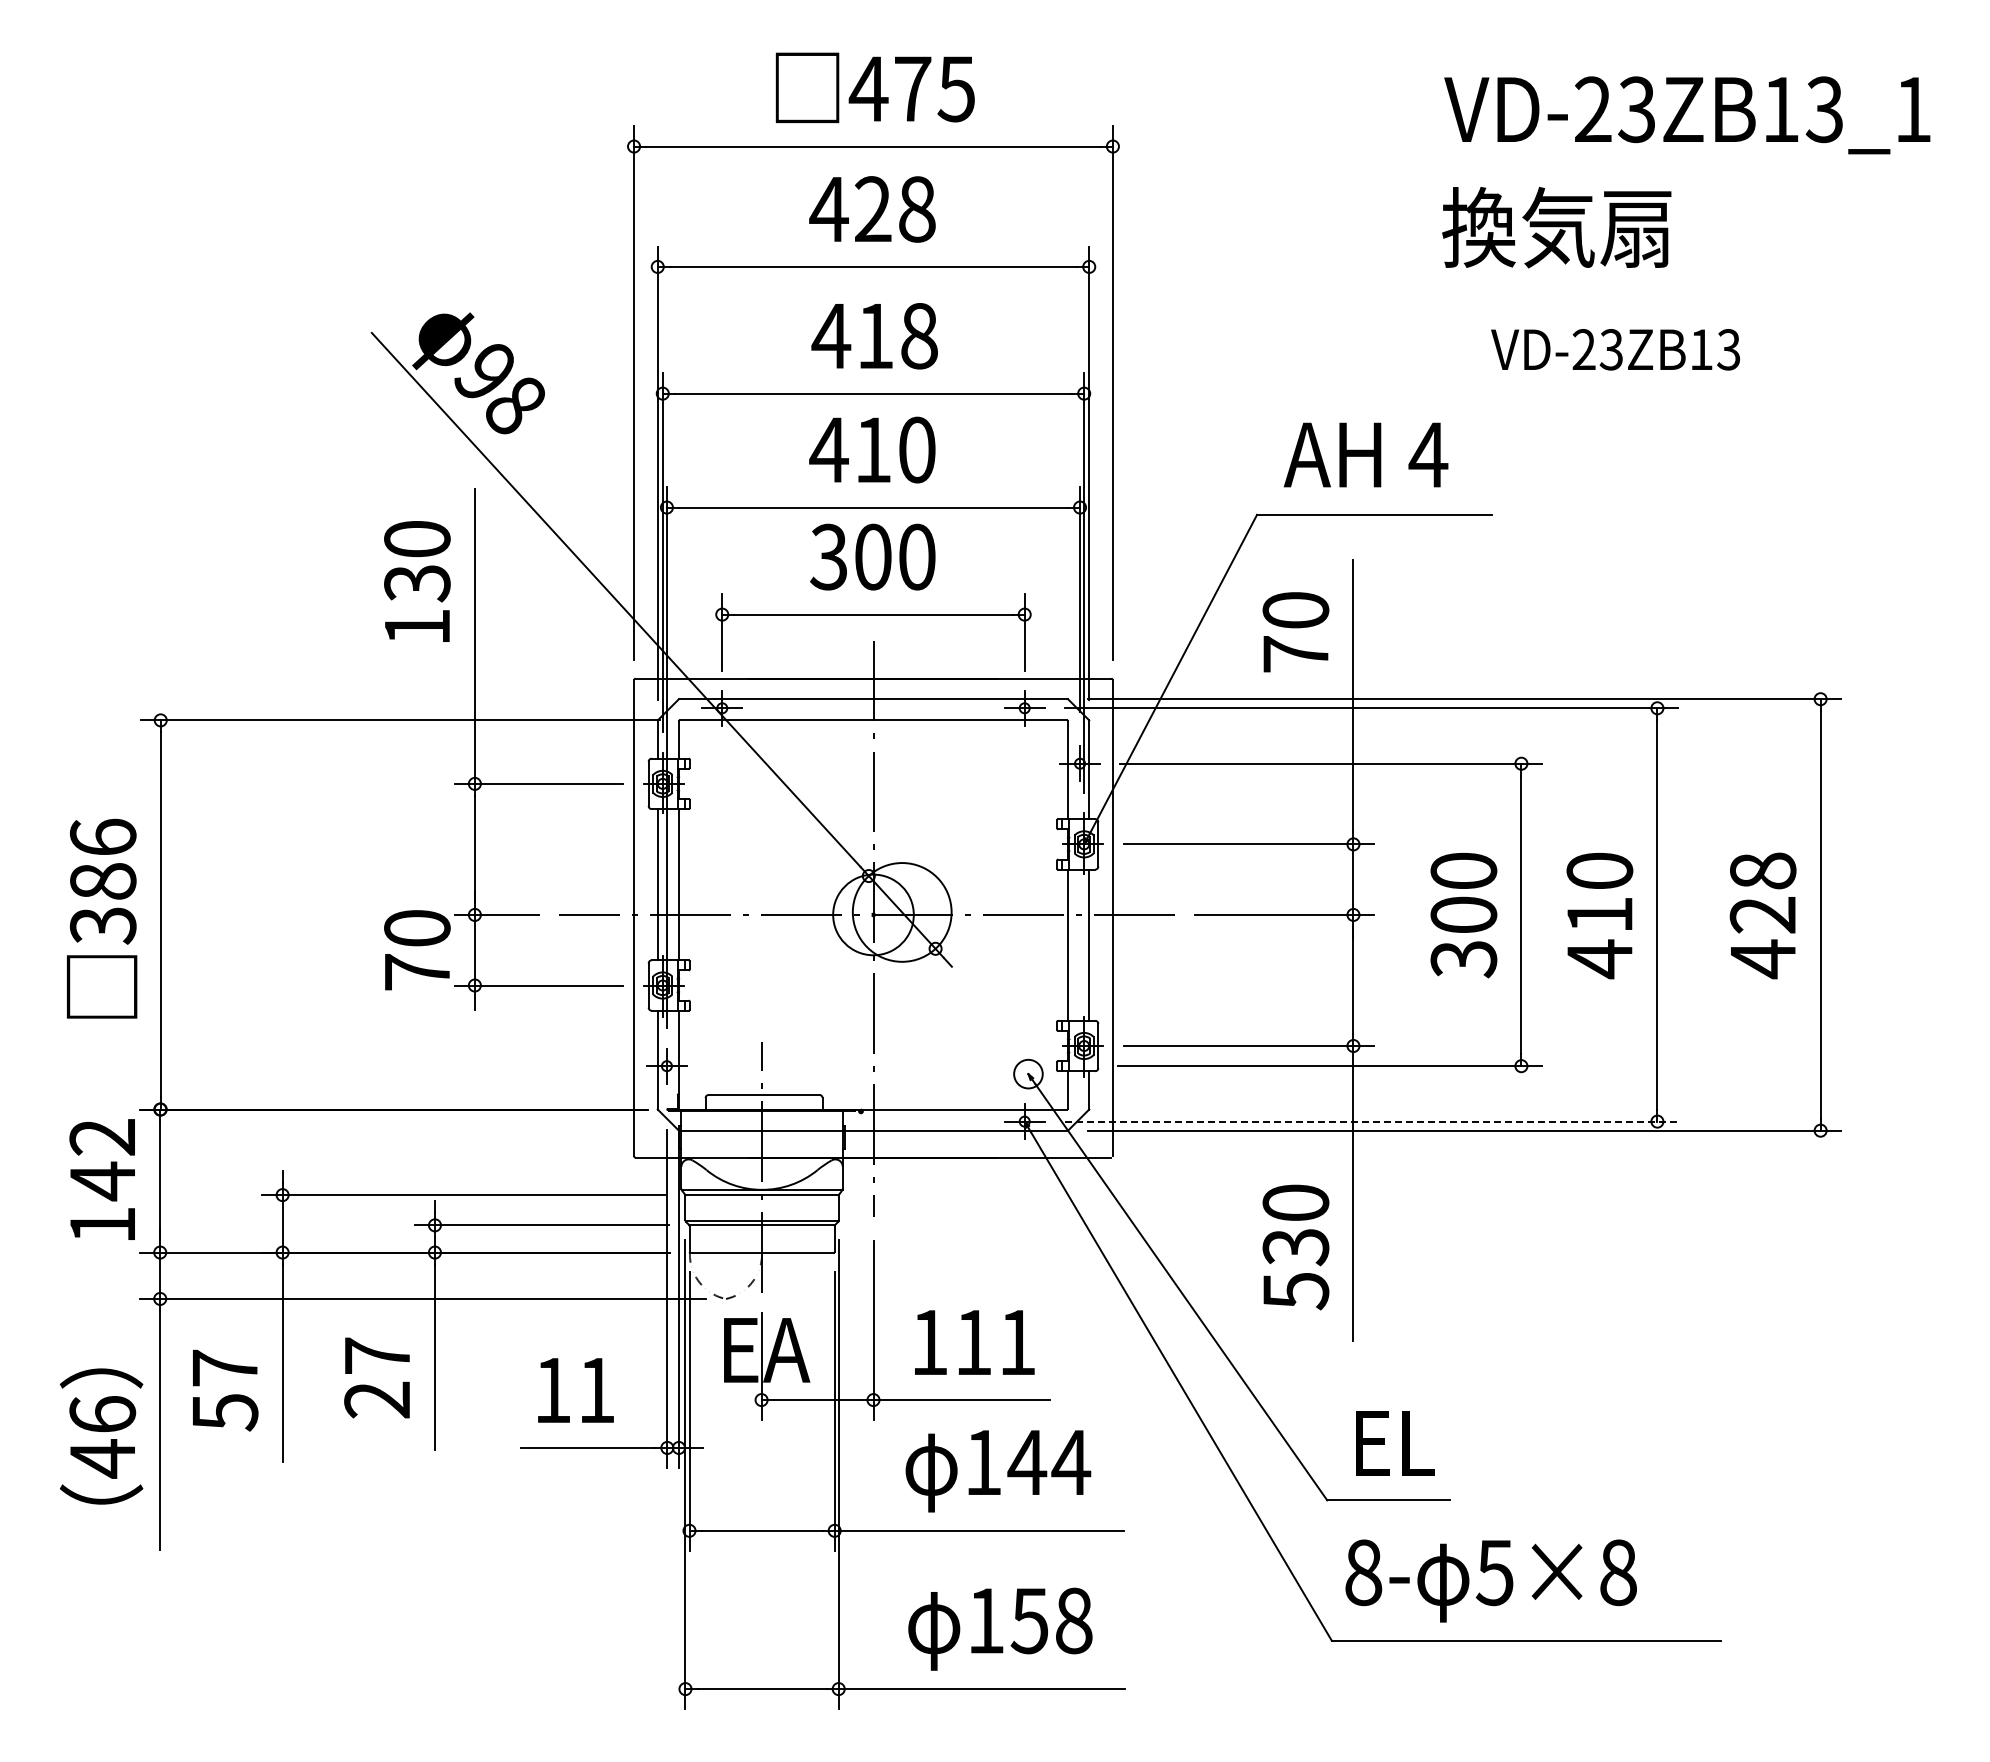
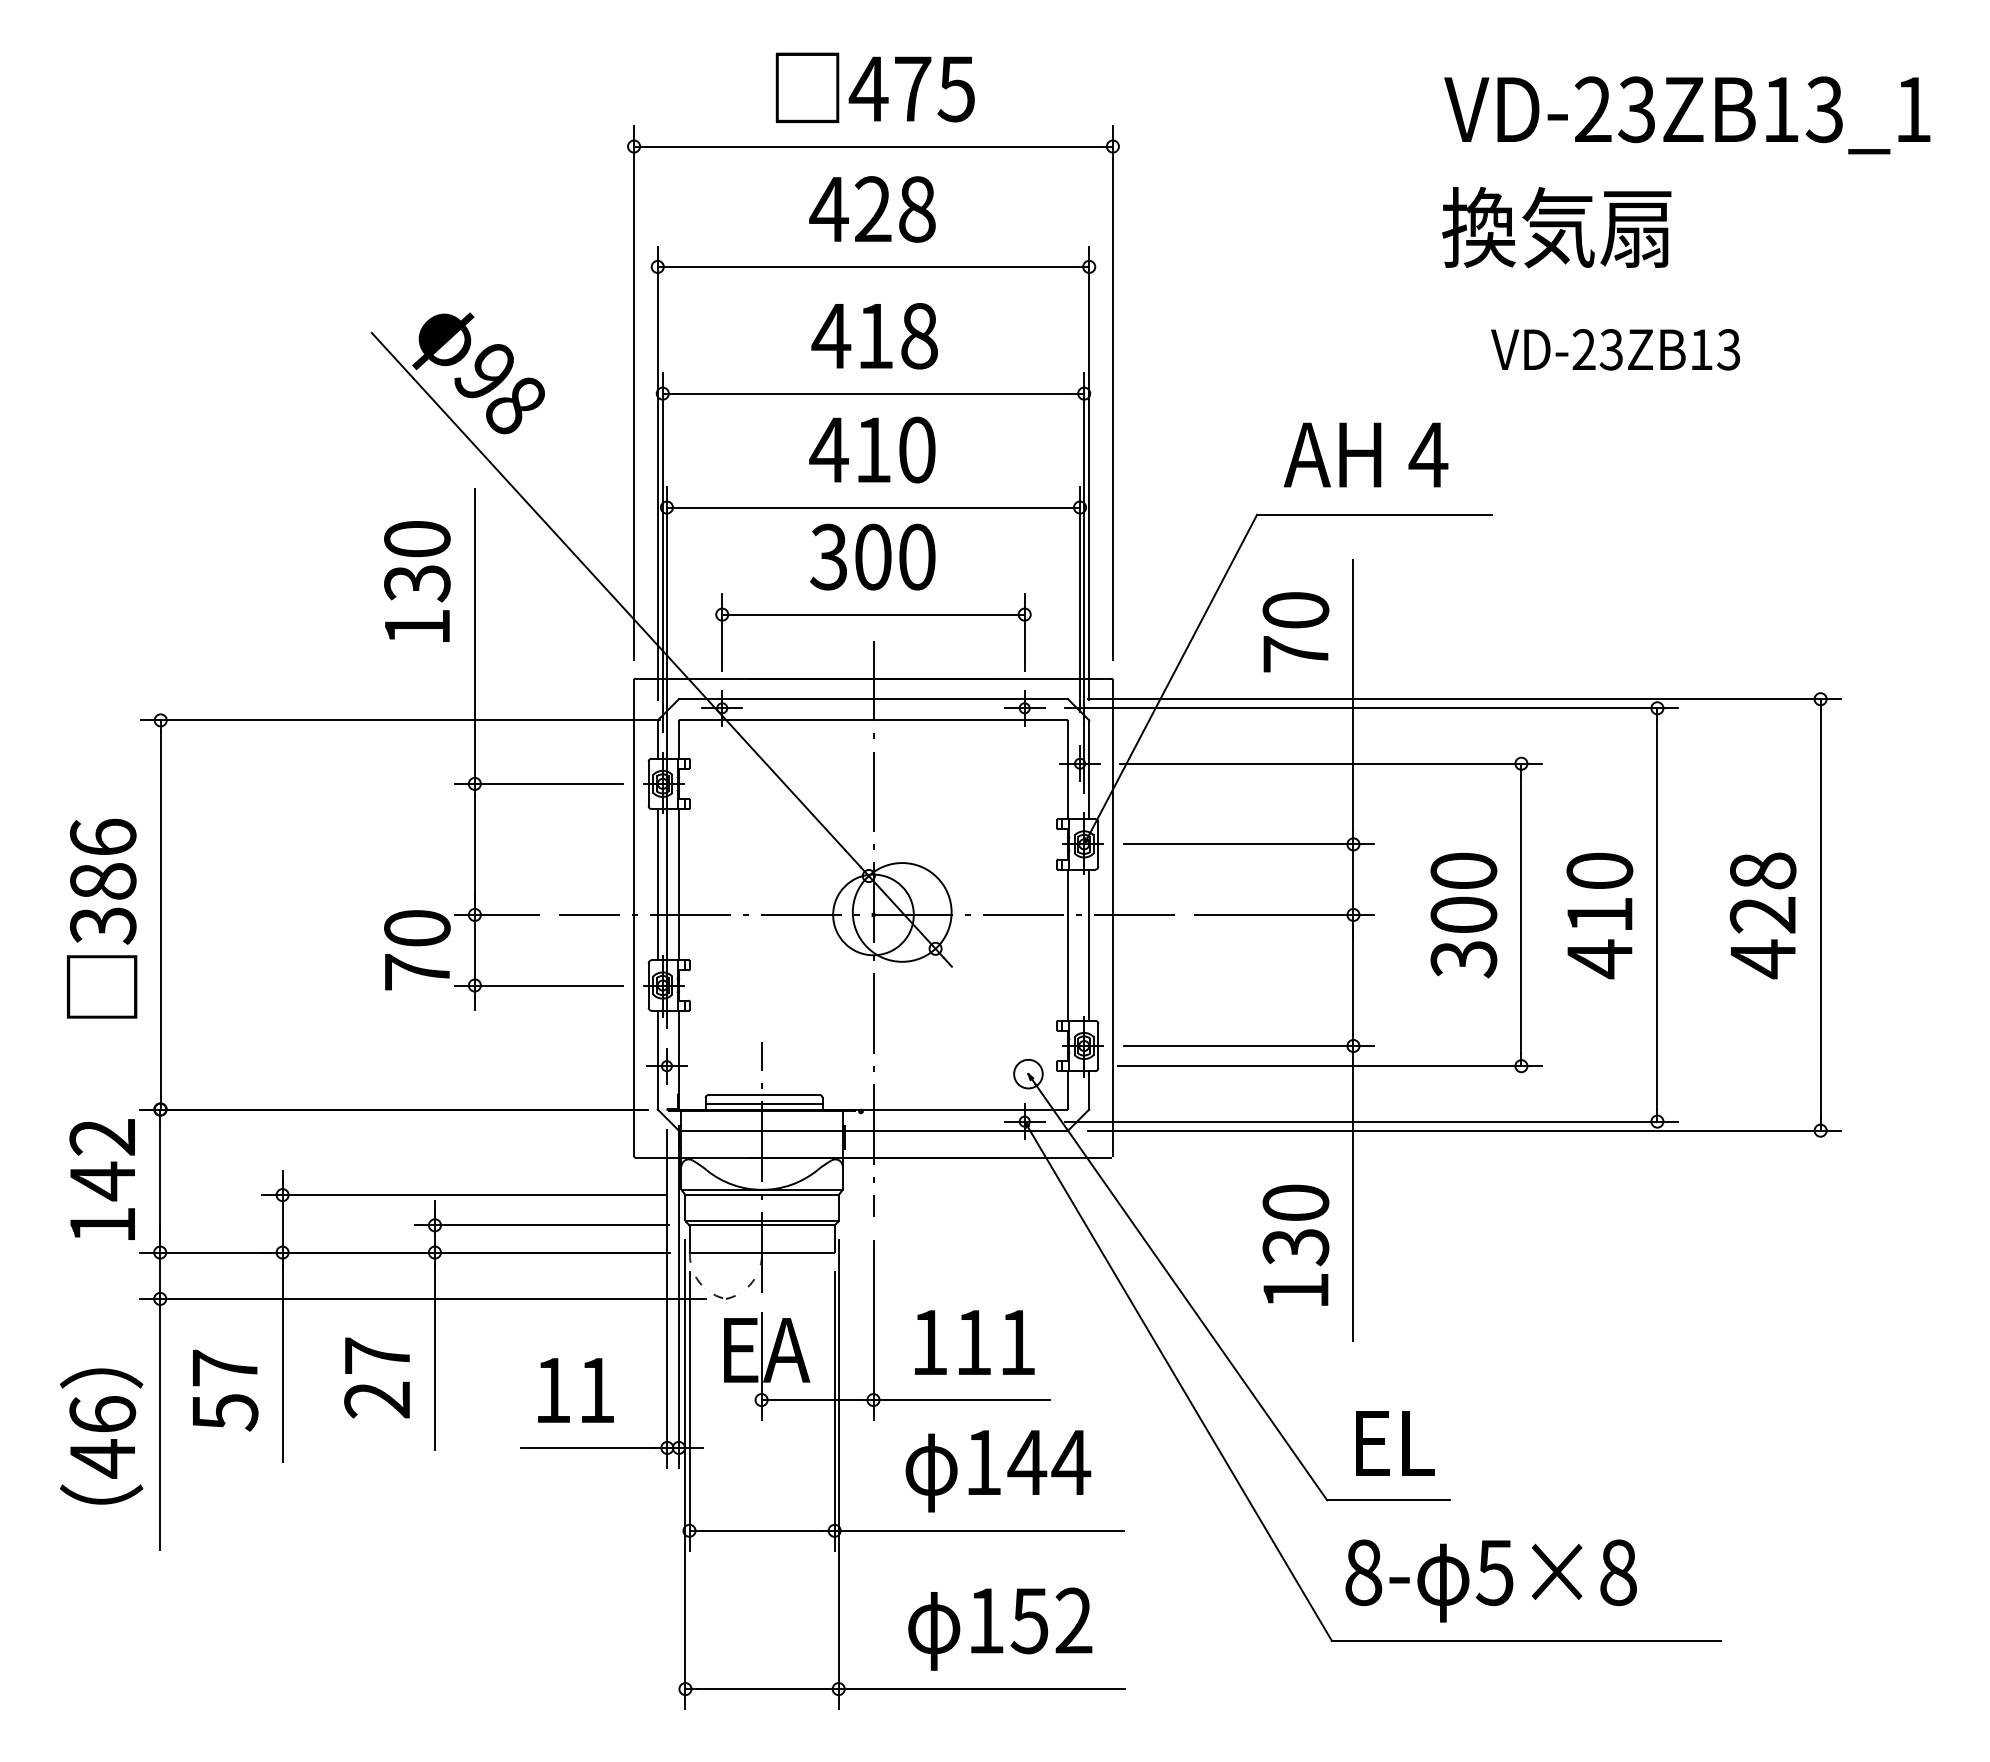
line: none -> present (763, 1104)
line: dashed -> solid (1371, 1121)
text: 530 -> 130 (1296, 1291)
text: 158 -> 152 (1073, 1620)
